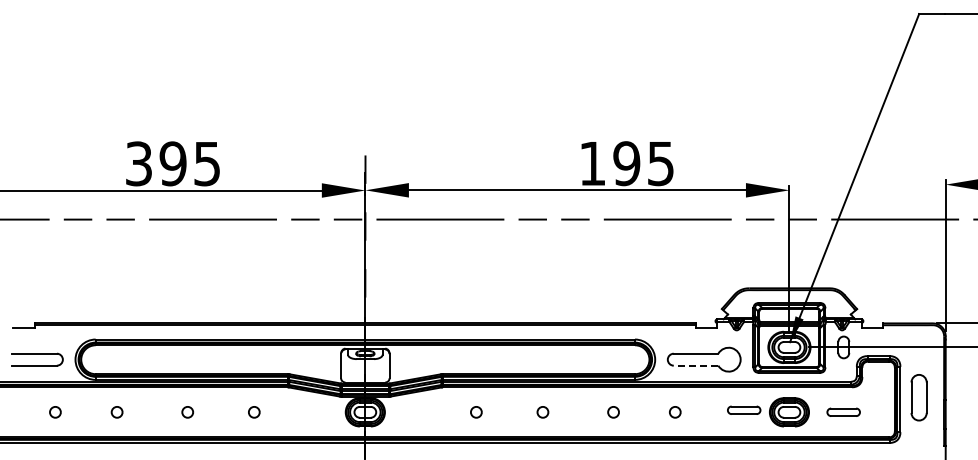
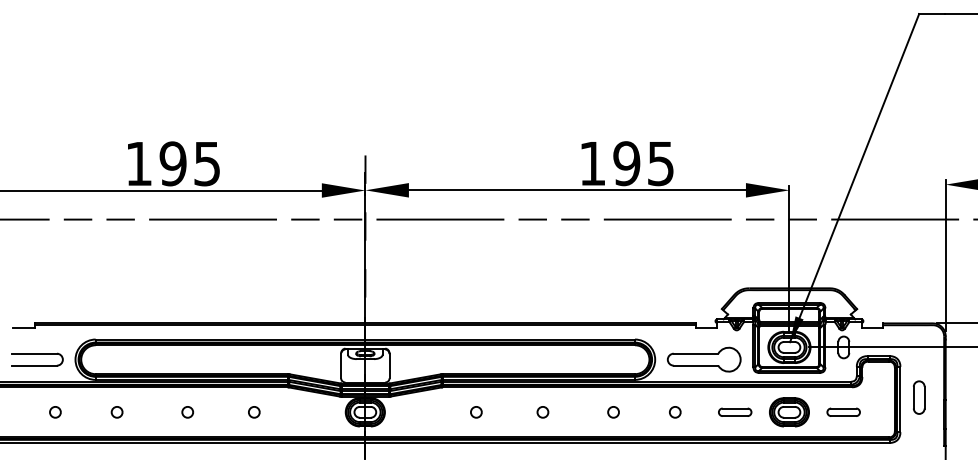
text: 395 -> 195 (138, 163)
line: dashed -> solid (695, 365)
part size: 18x48 px -> 13x35 px (919, 397)
part position: (744, 409) -> (735, 411) (735, 411)
